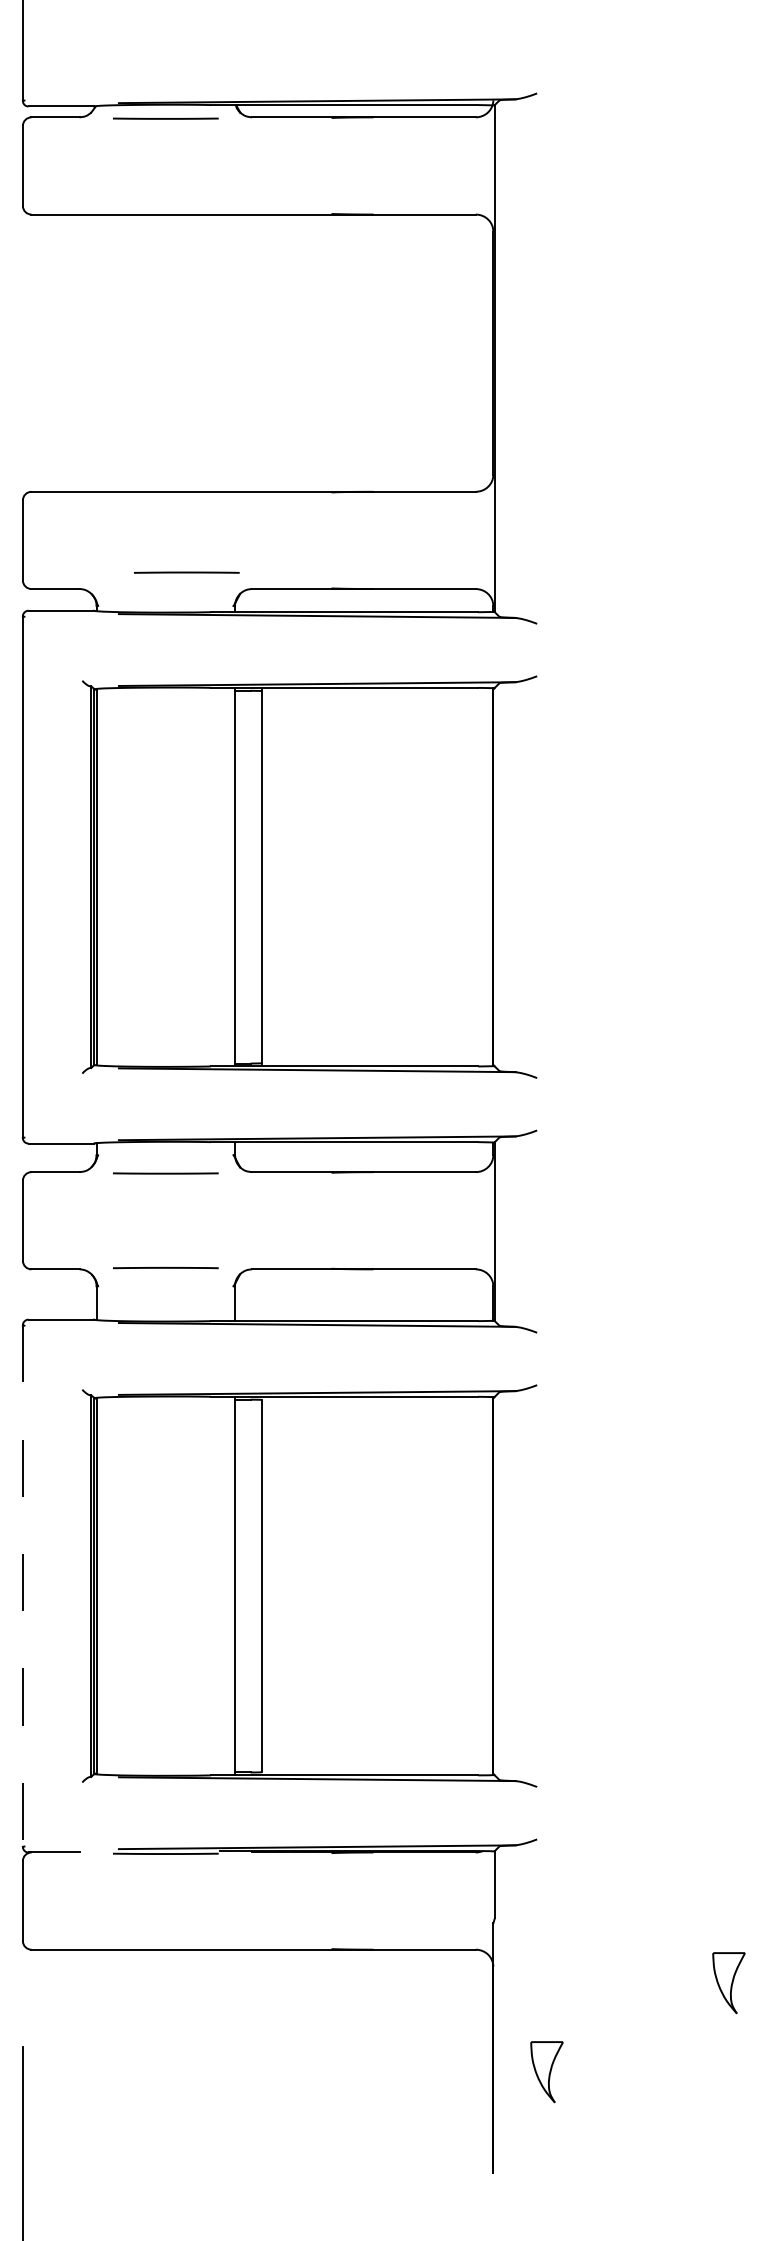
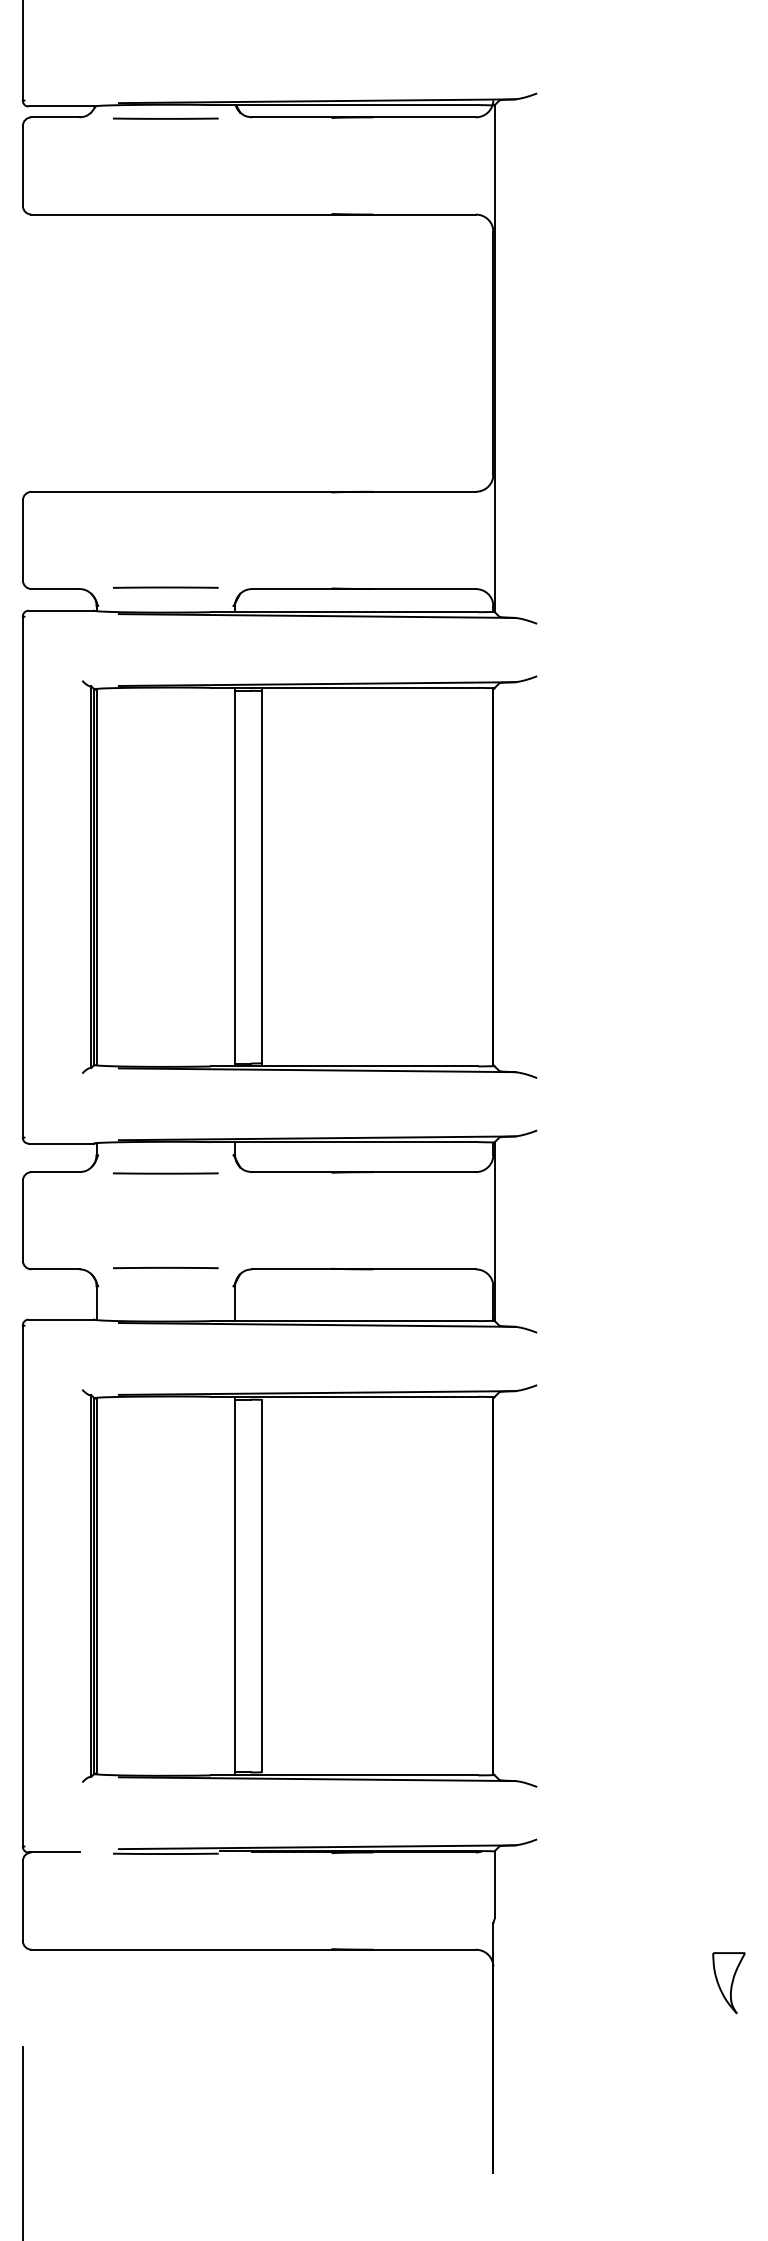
line position: (186, 572) -> (165, 587) (165, 587)
line: dashed -> solid (22, 1586)
part: present -> none (546, 2072)
